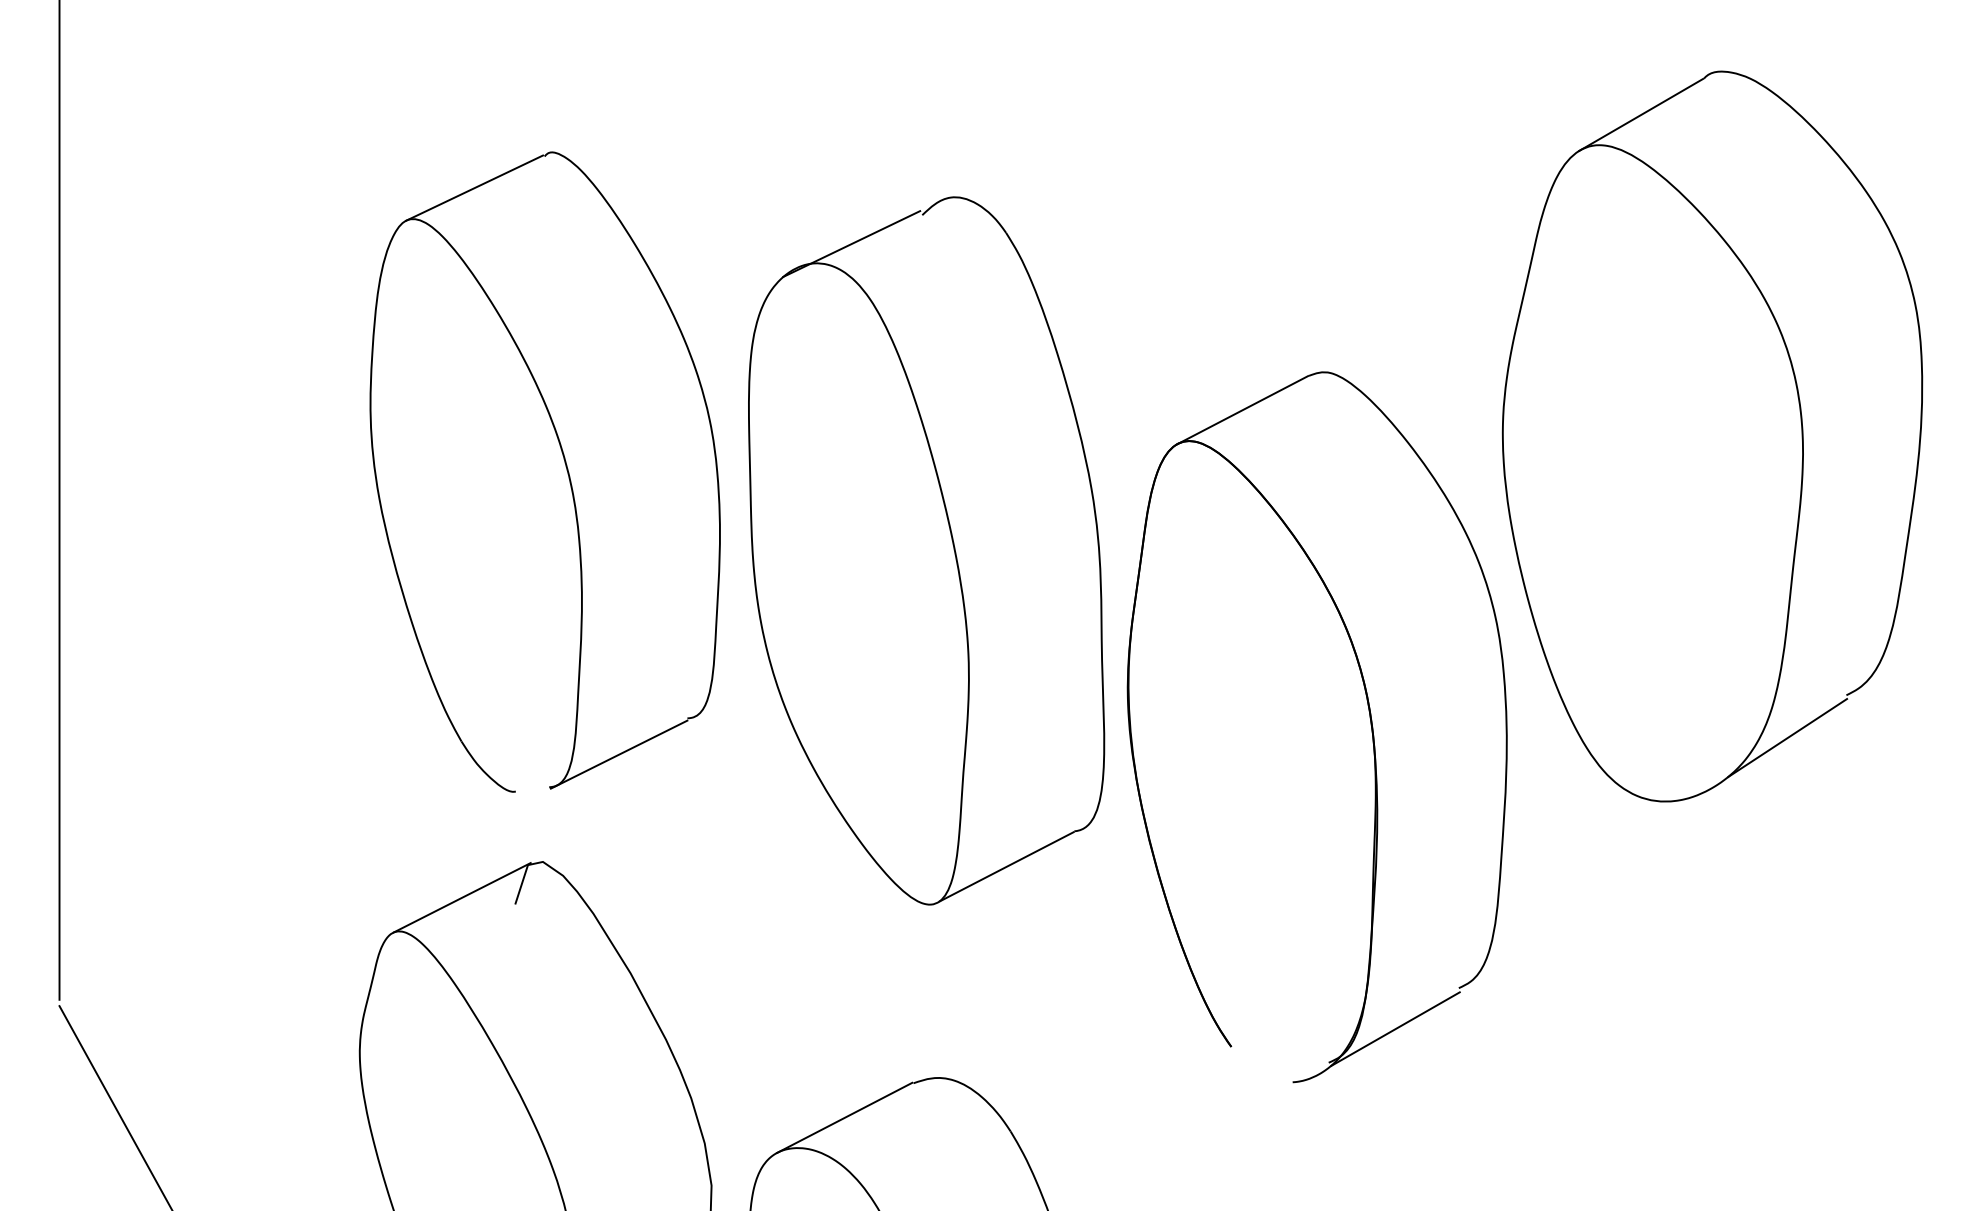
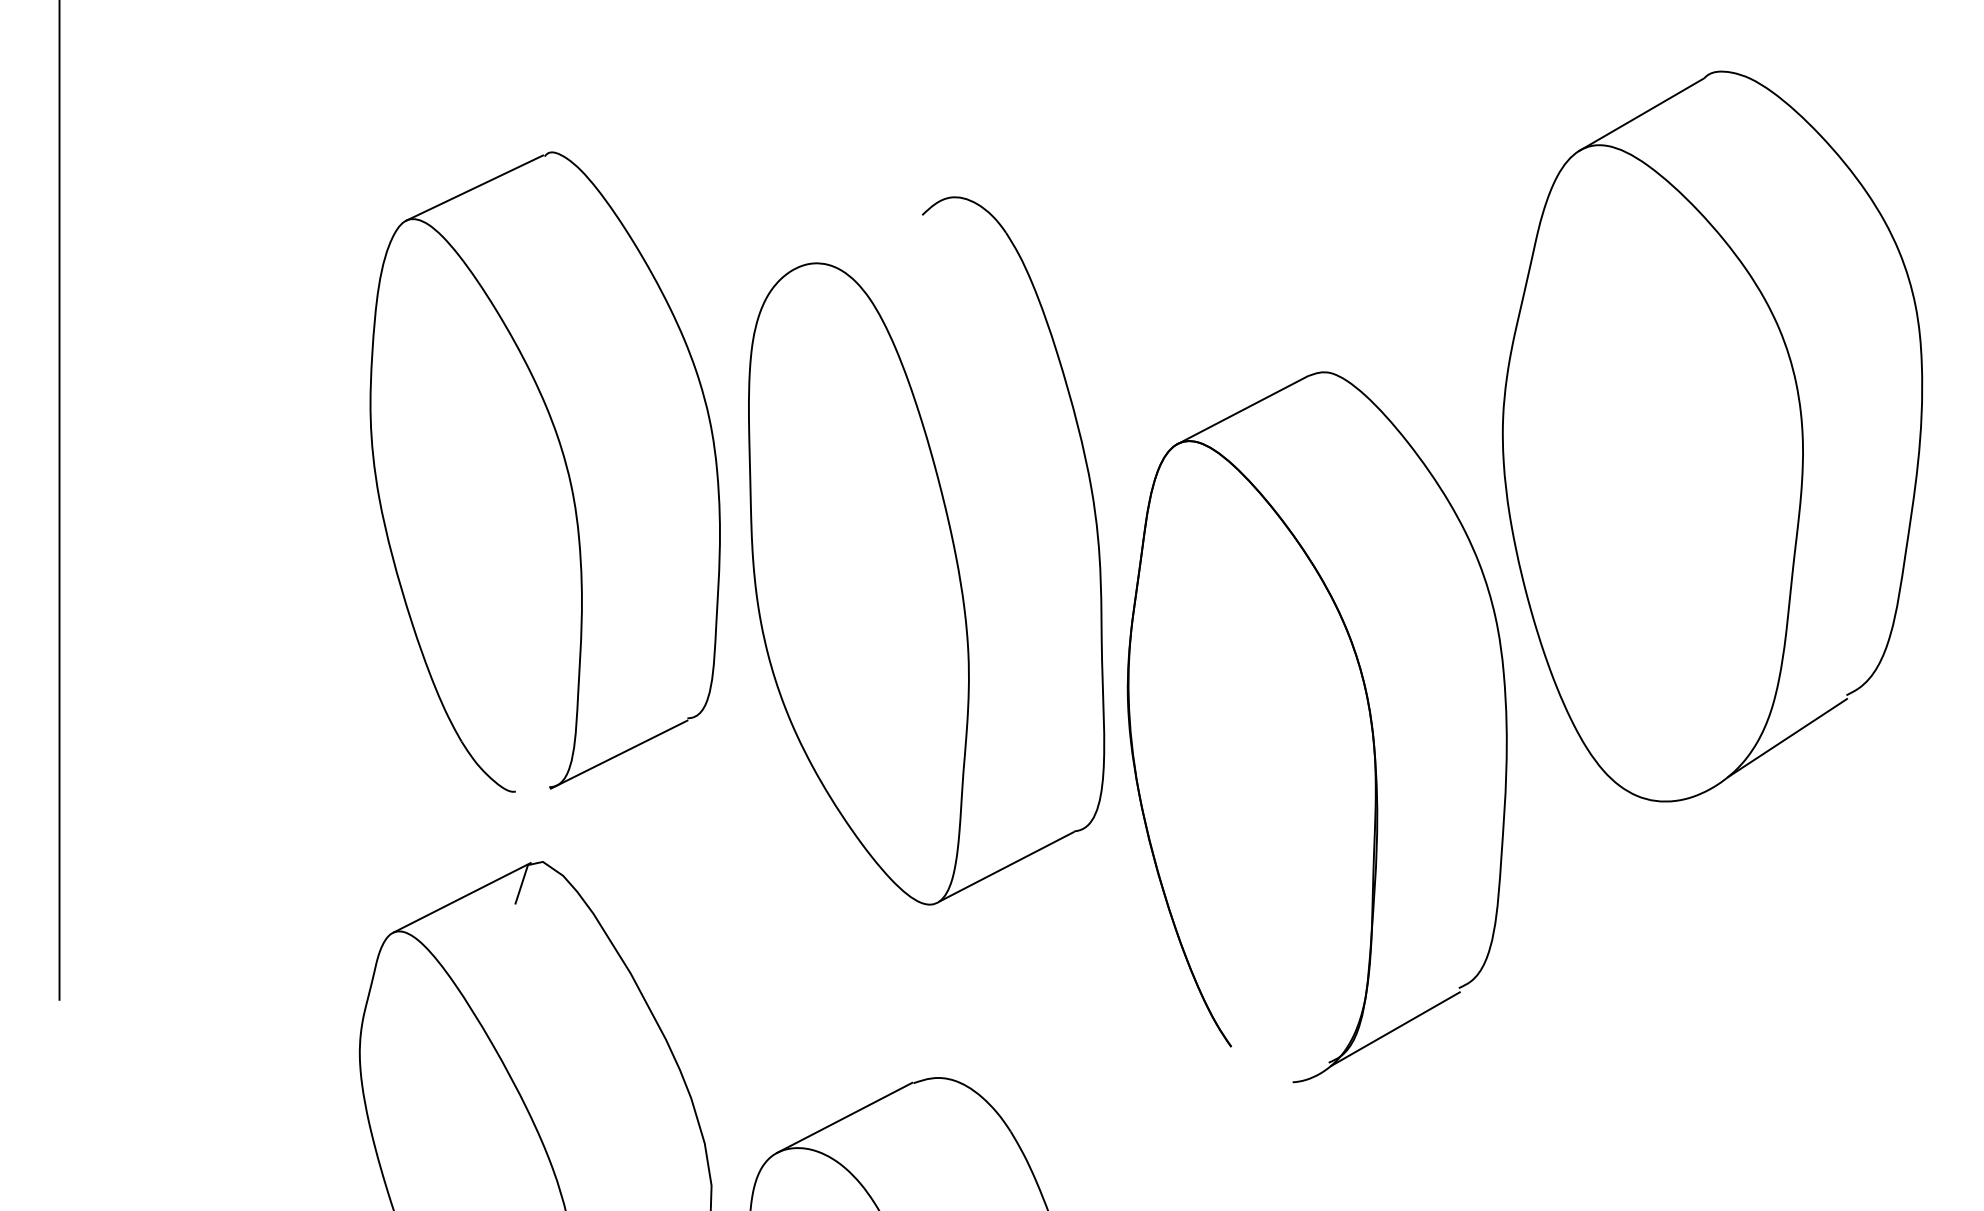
line: present -> none (851, 243)
line: present -> none (114, 1106)
